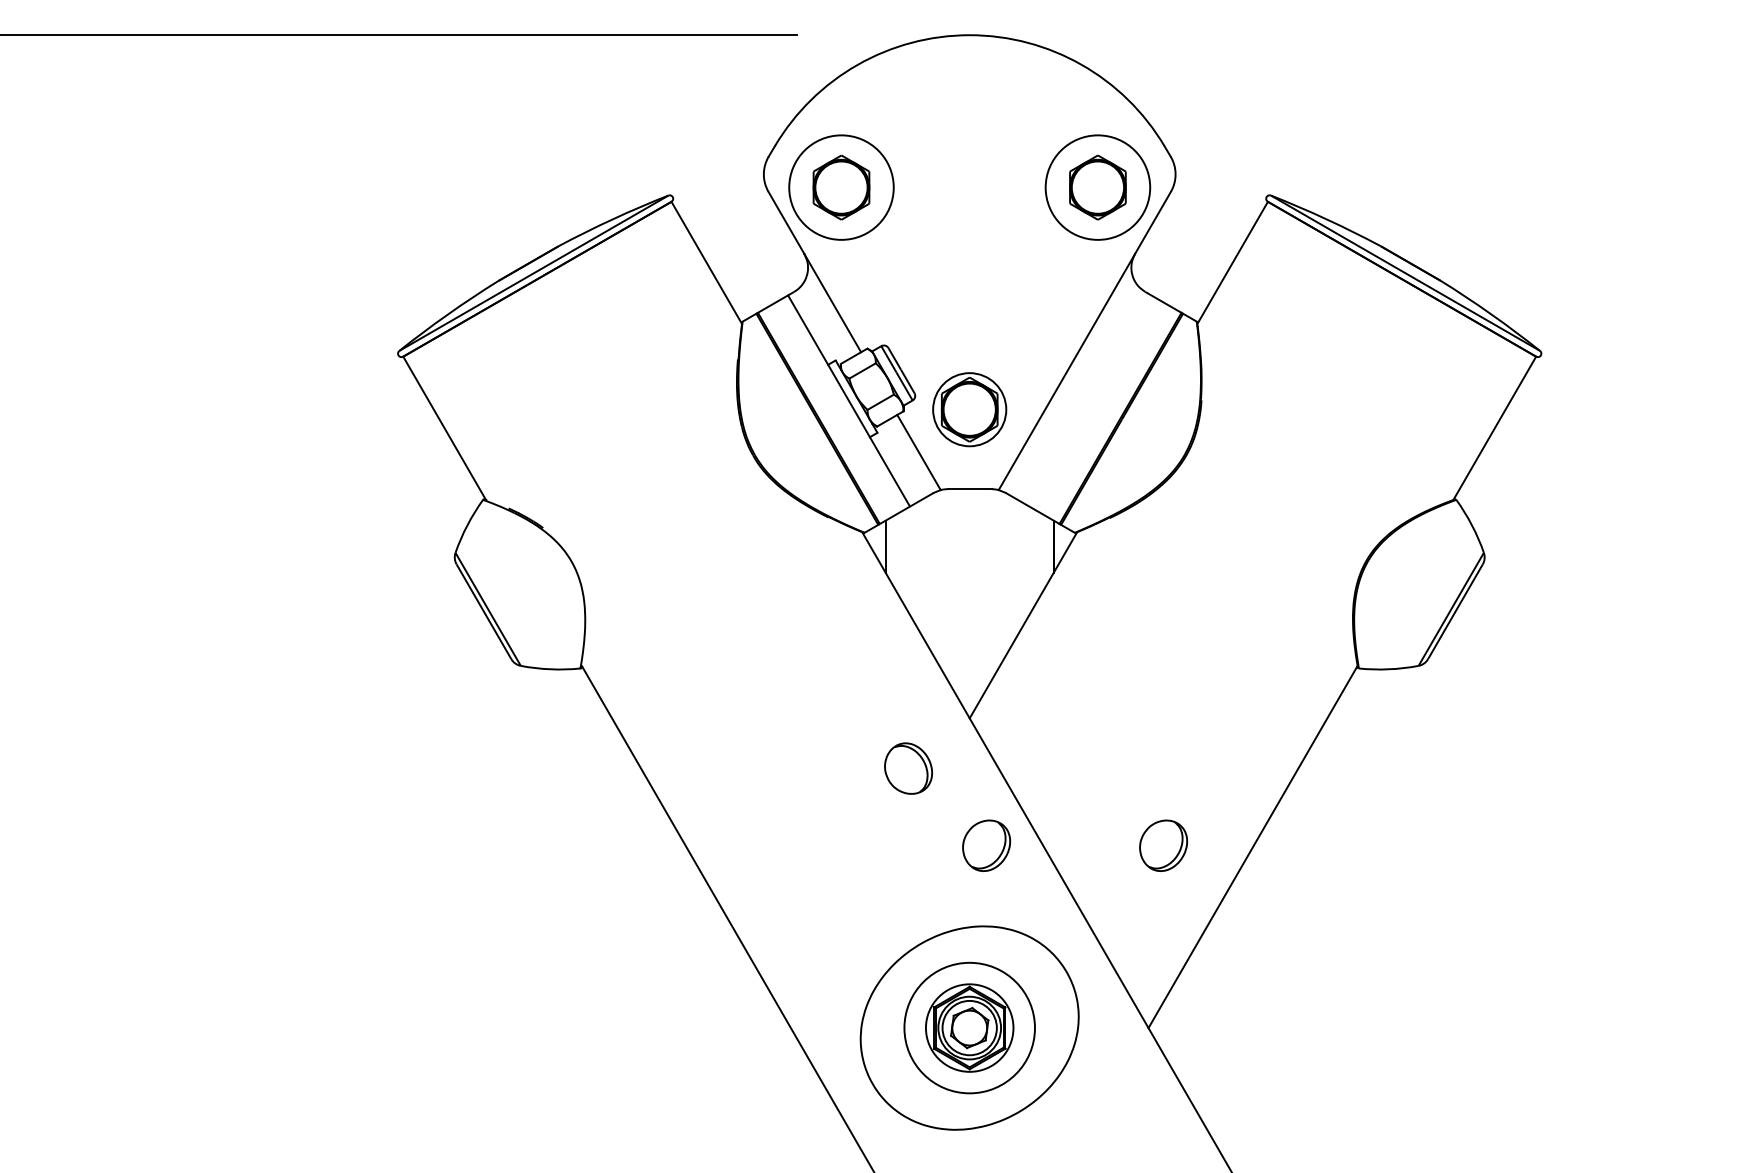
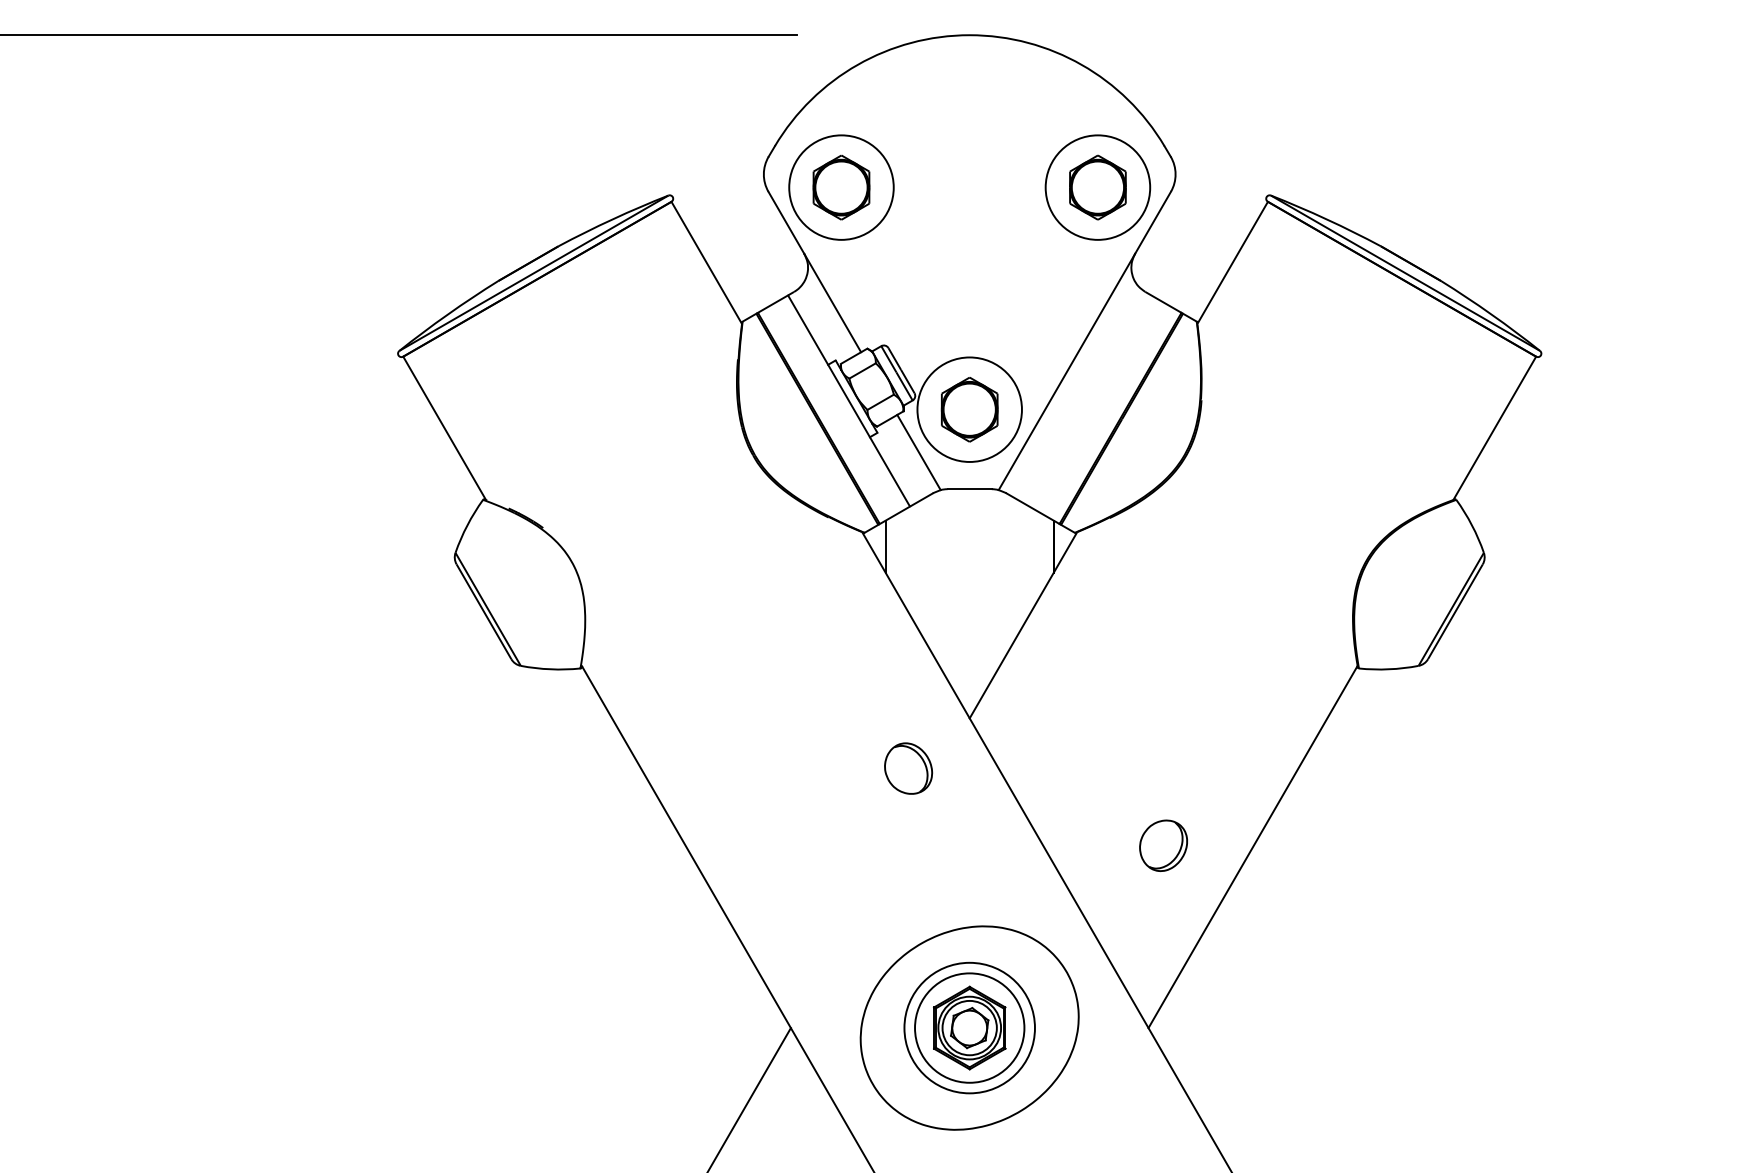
circle diameter: 73 px -> 105 px (969, 409)
part: present -> none (986, 845)
circle diameter: 88 px -> 109 px (969, 1027)
line: none -> present (749, 1098)
